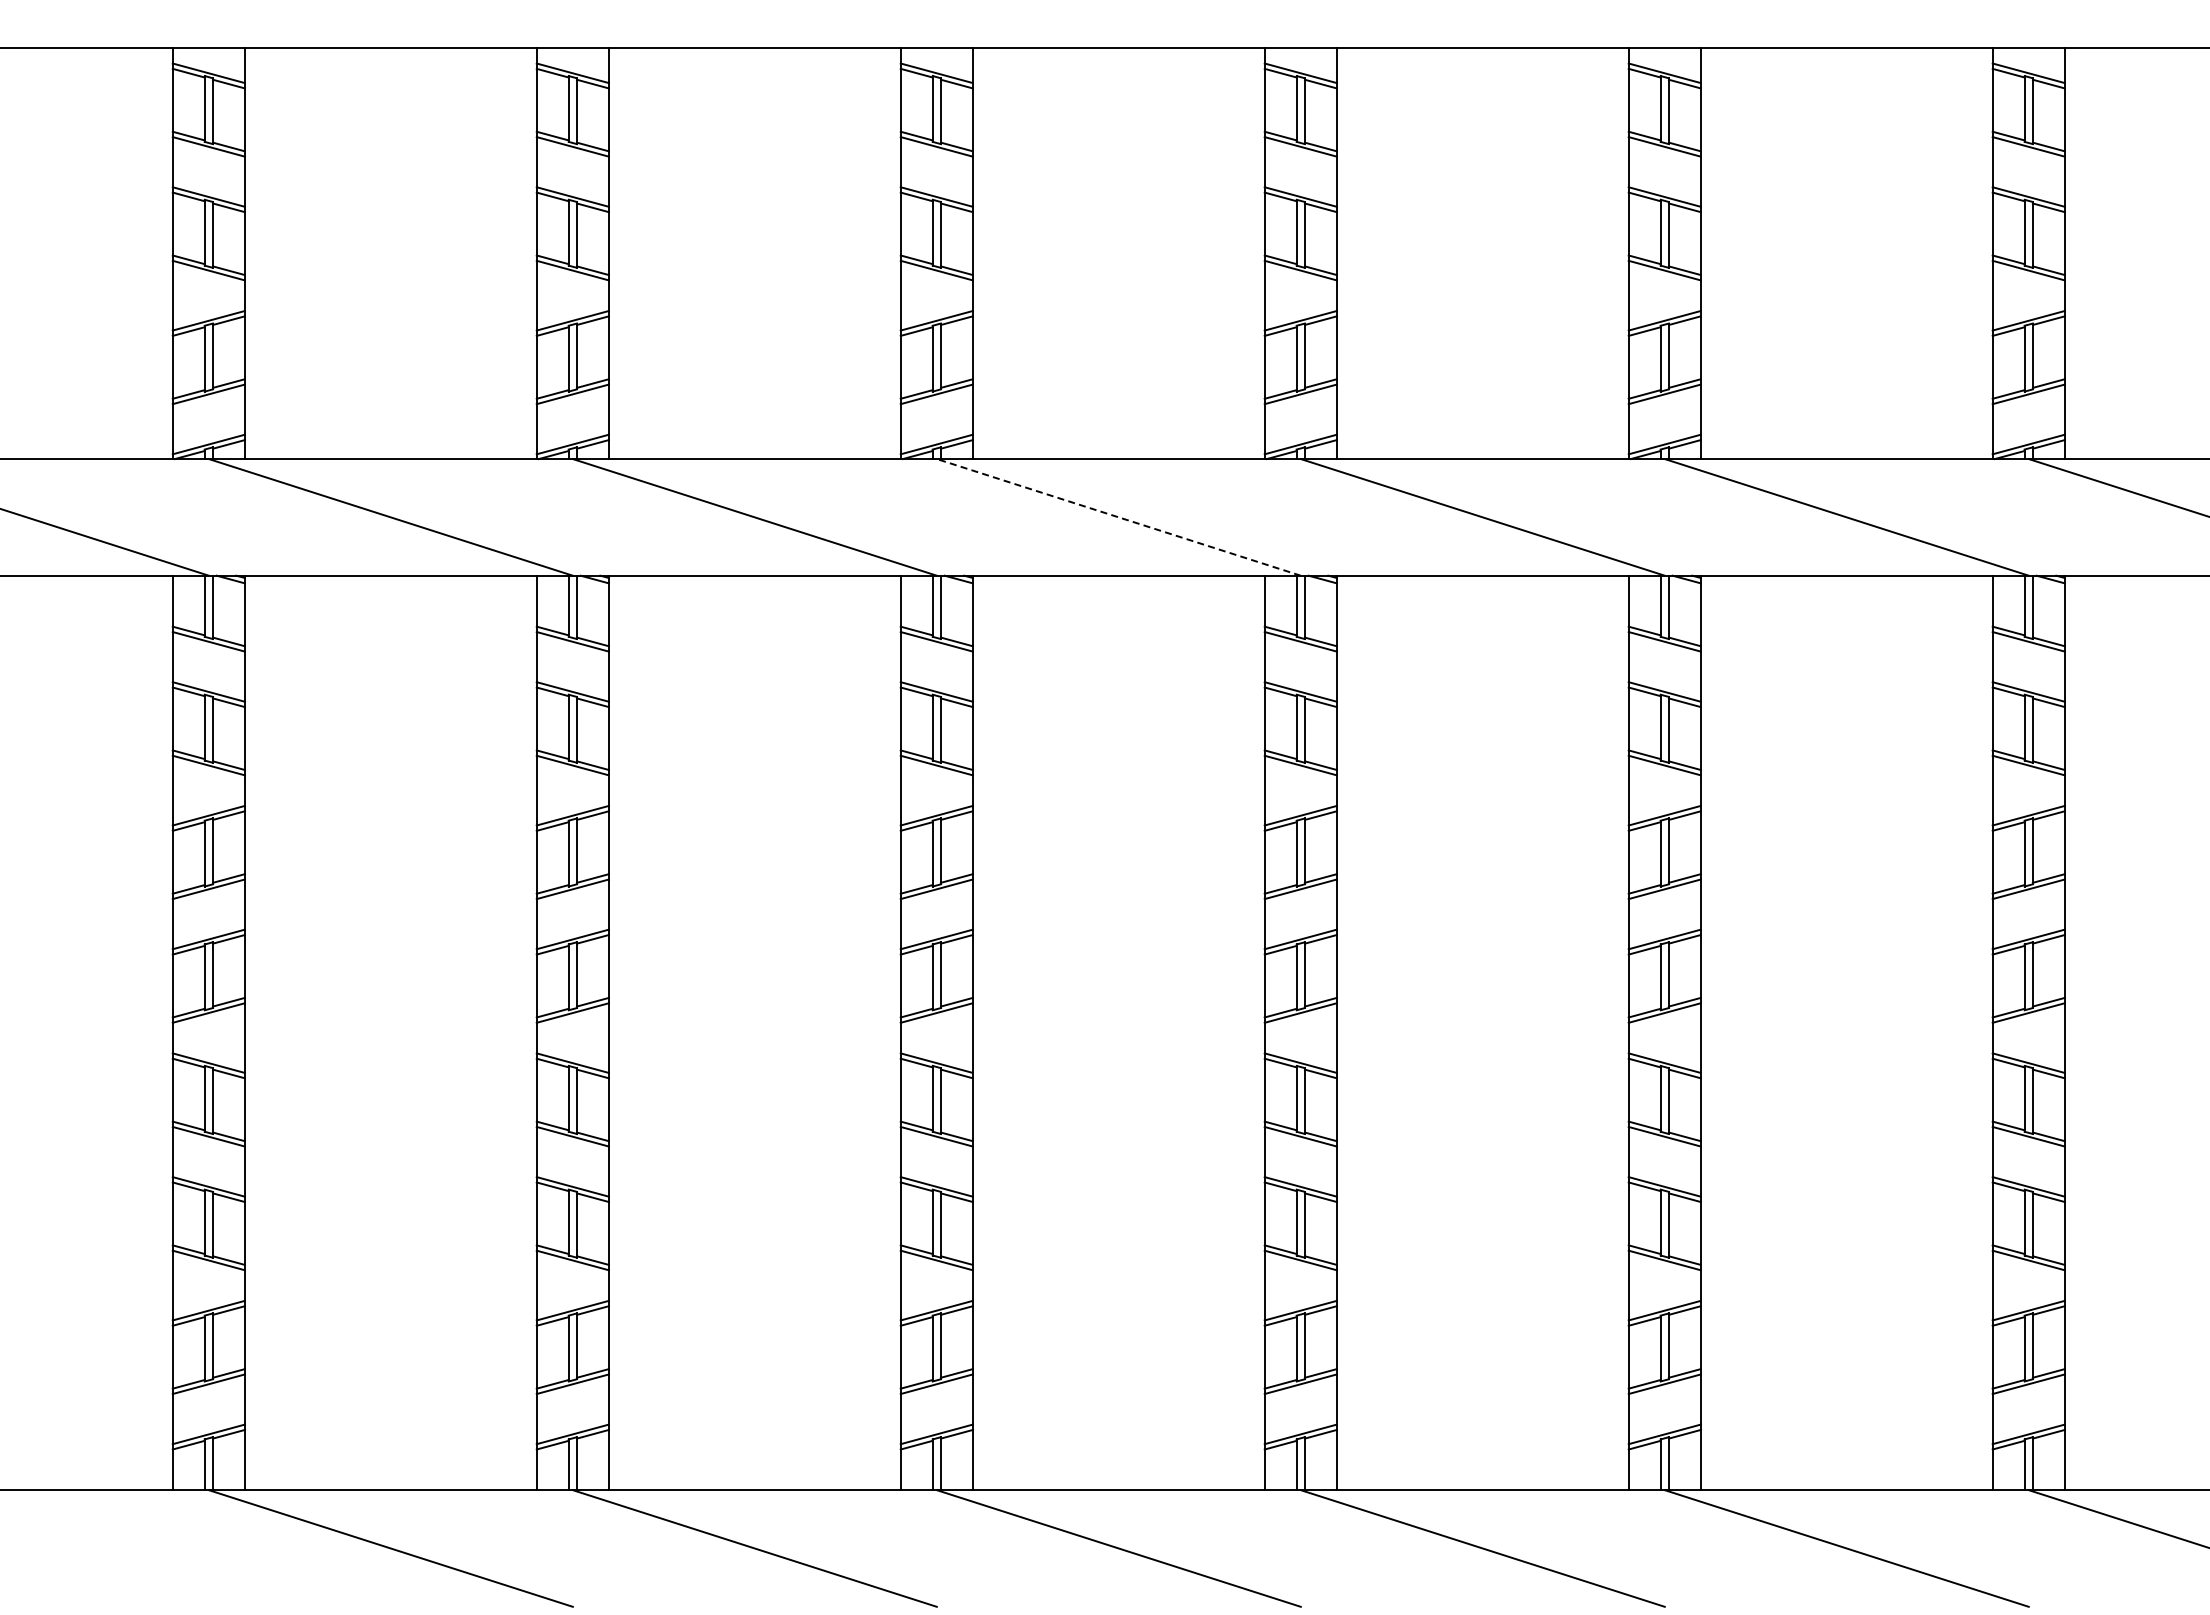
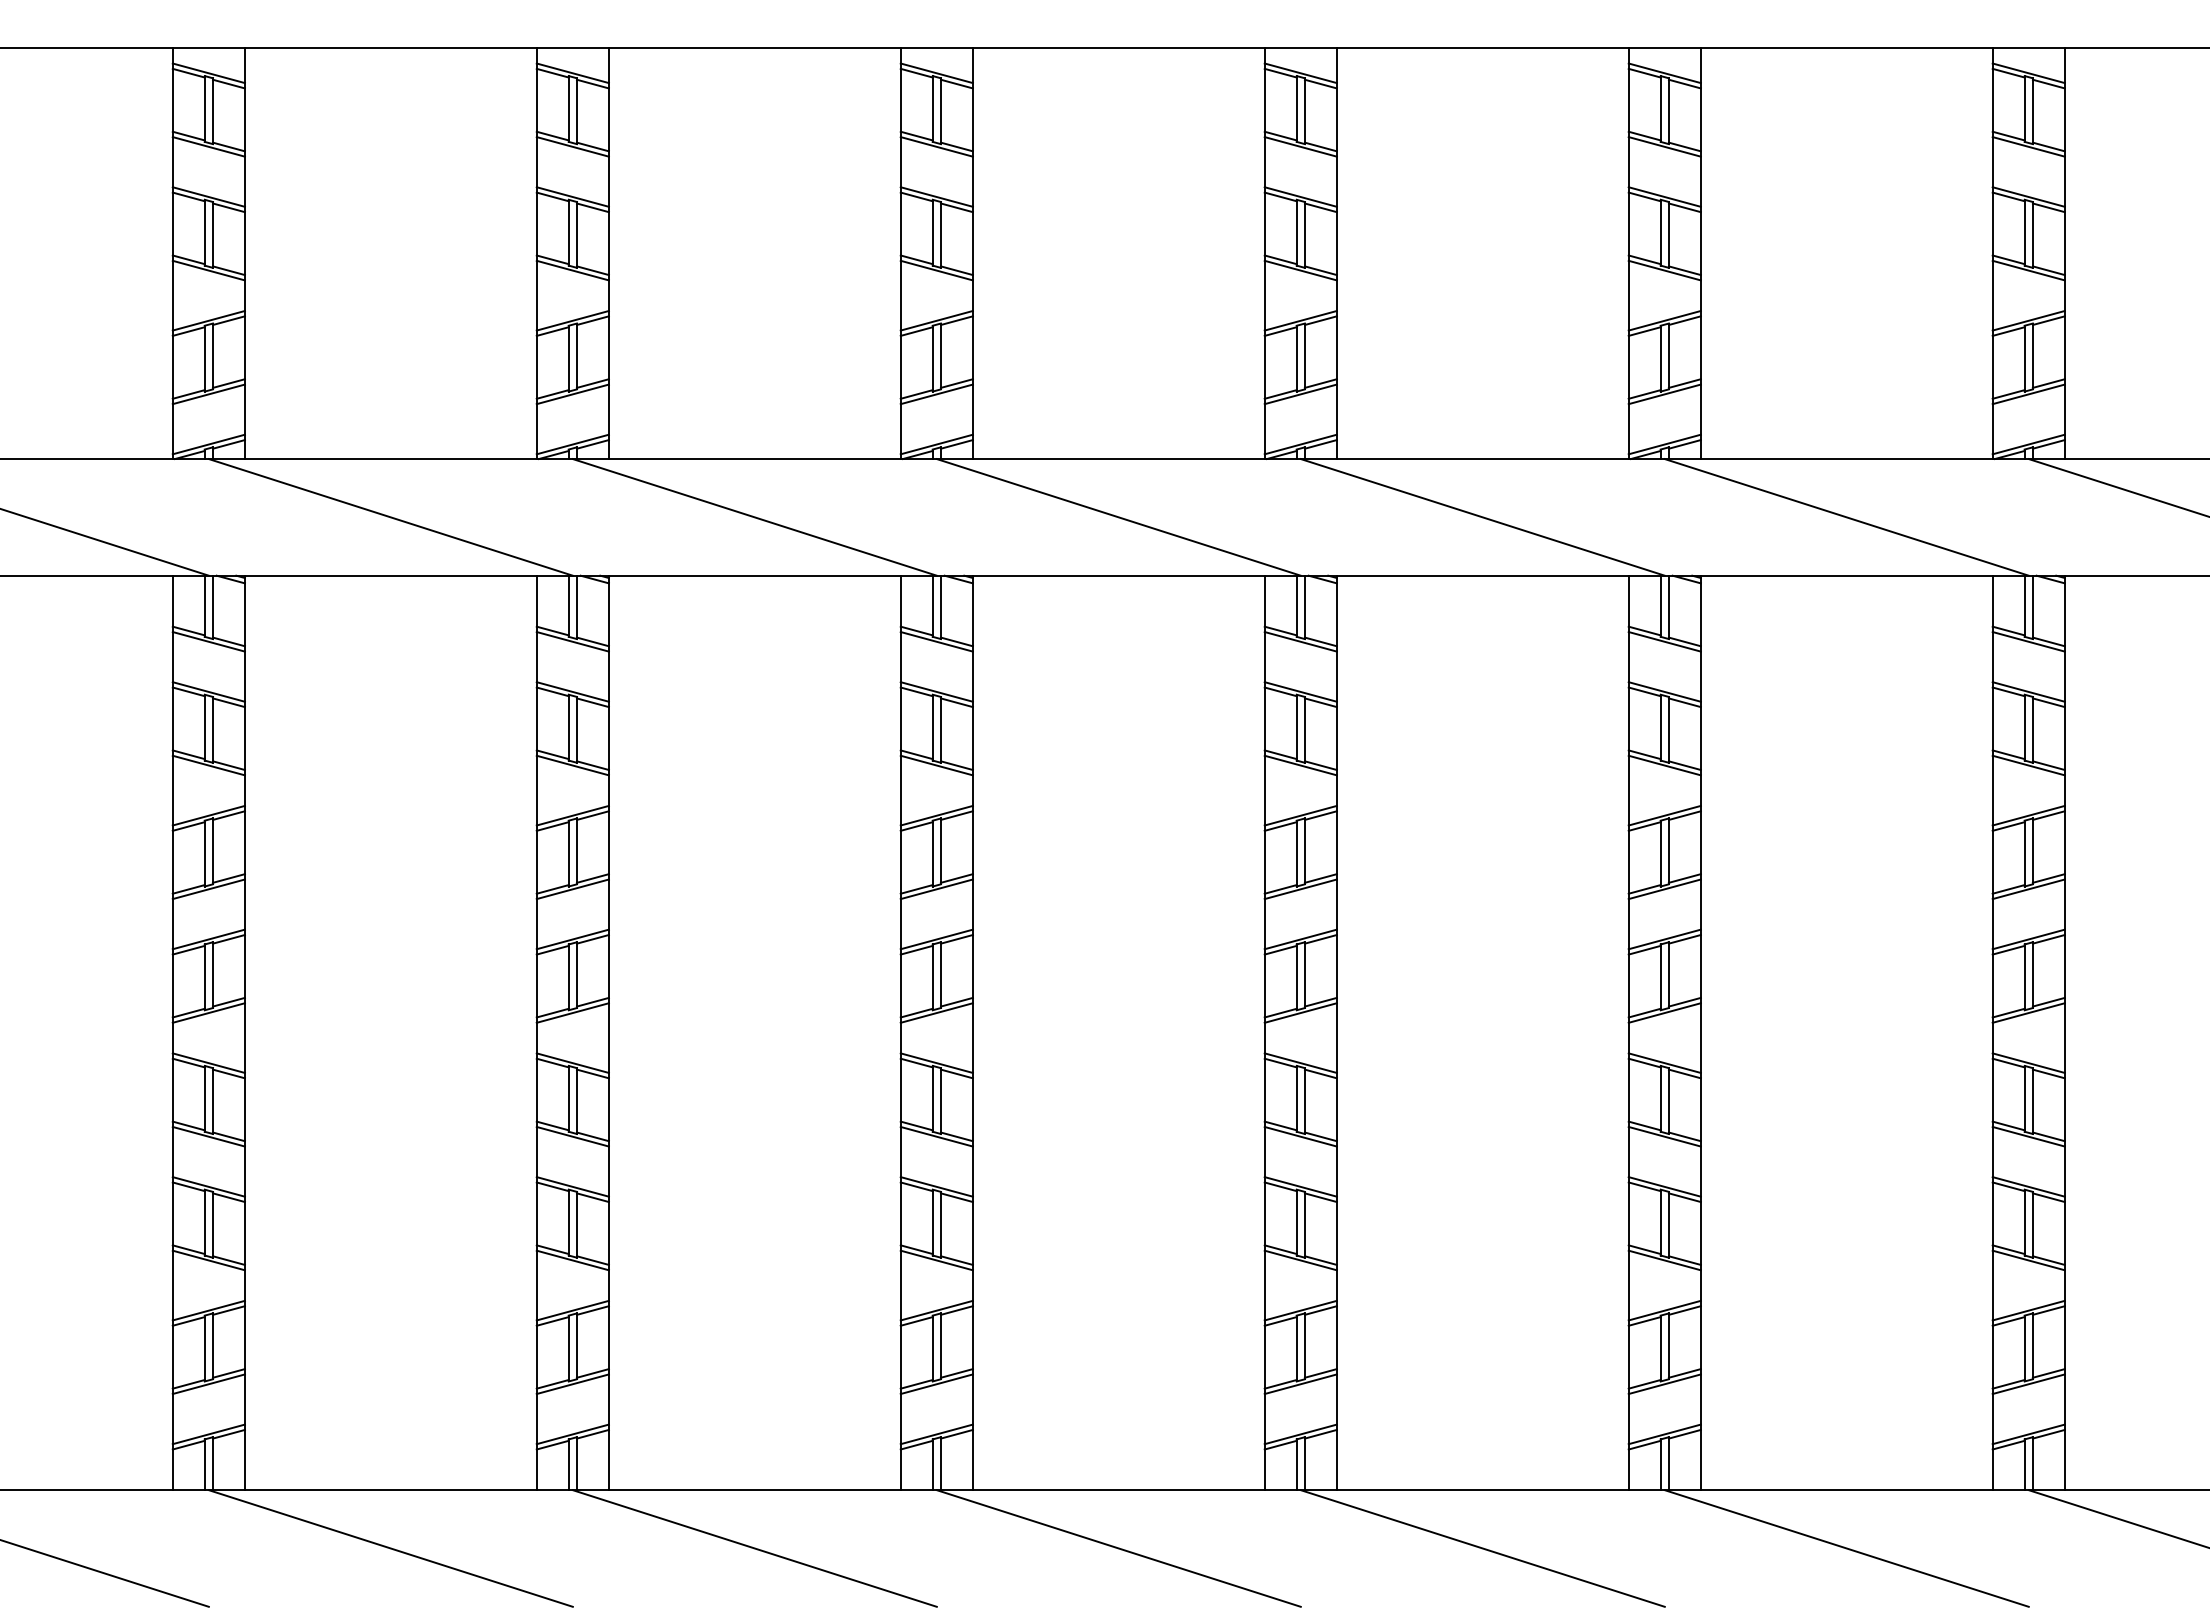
line: dashed -> solid (1118, 517)
line: none -> present (105, 1573)
